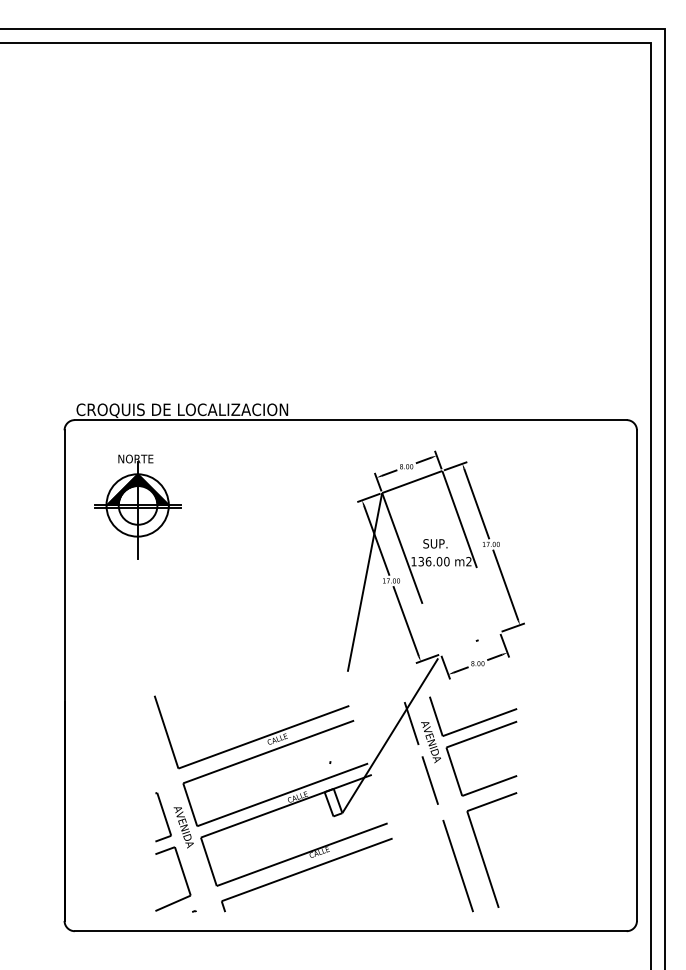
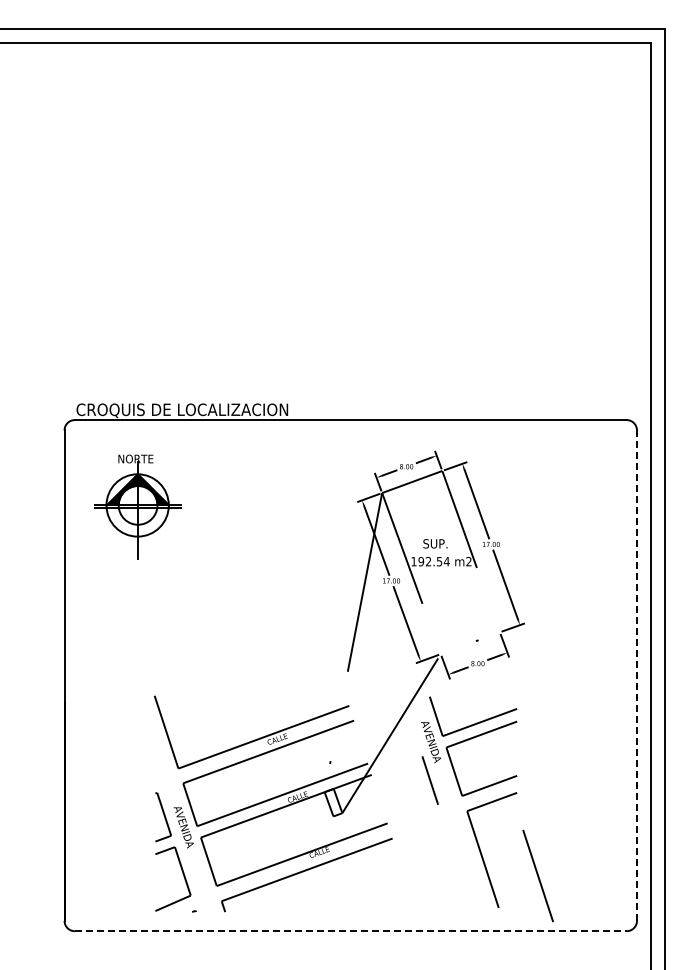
text: 136.00 -> 192.54 (433, 561)
line: solid -> dashed (636, 675)
line: present -> none (411, 723)
line position: (457, 865) -> (537, 875) (537, 875)
line: solid -> dashed (350, 931)
